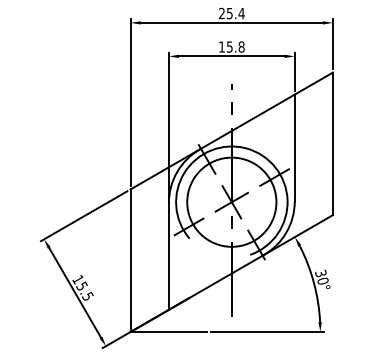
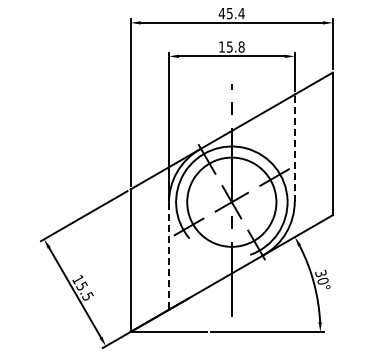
text: 25.4 -> 45.4 (221, 13)
line: solid -> dashed (294, 147)
line: solid -> dashed (168, 256)
